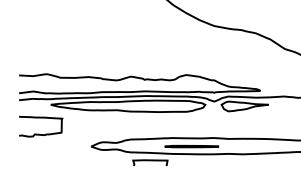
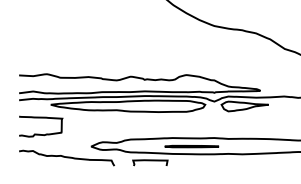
curve: none -> present (66, 157)
